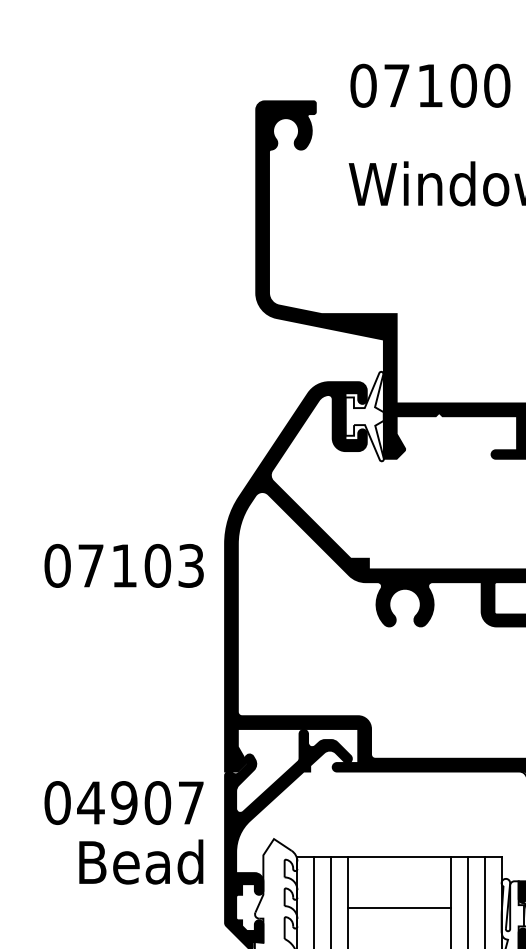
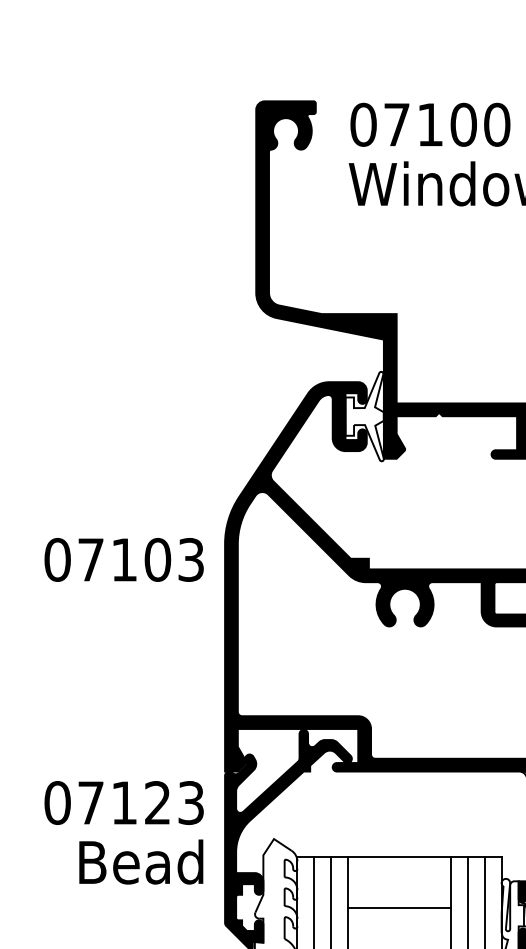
text position: (430, 85) -> (430, 124) (430, 124)
text position: (123, 565) -> (123, 559) (123, 559)
text: 04907 -> 07123 (140, 802)
